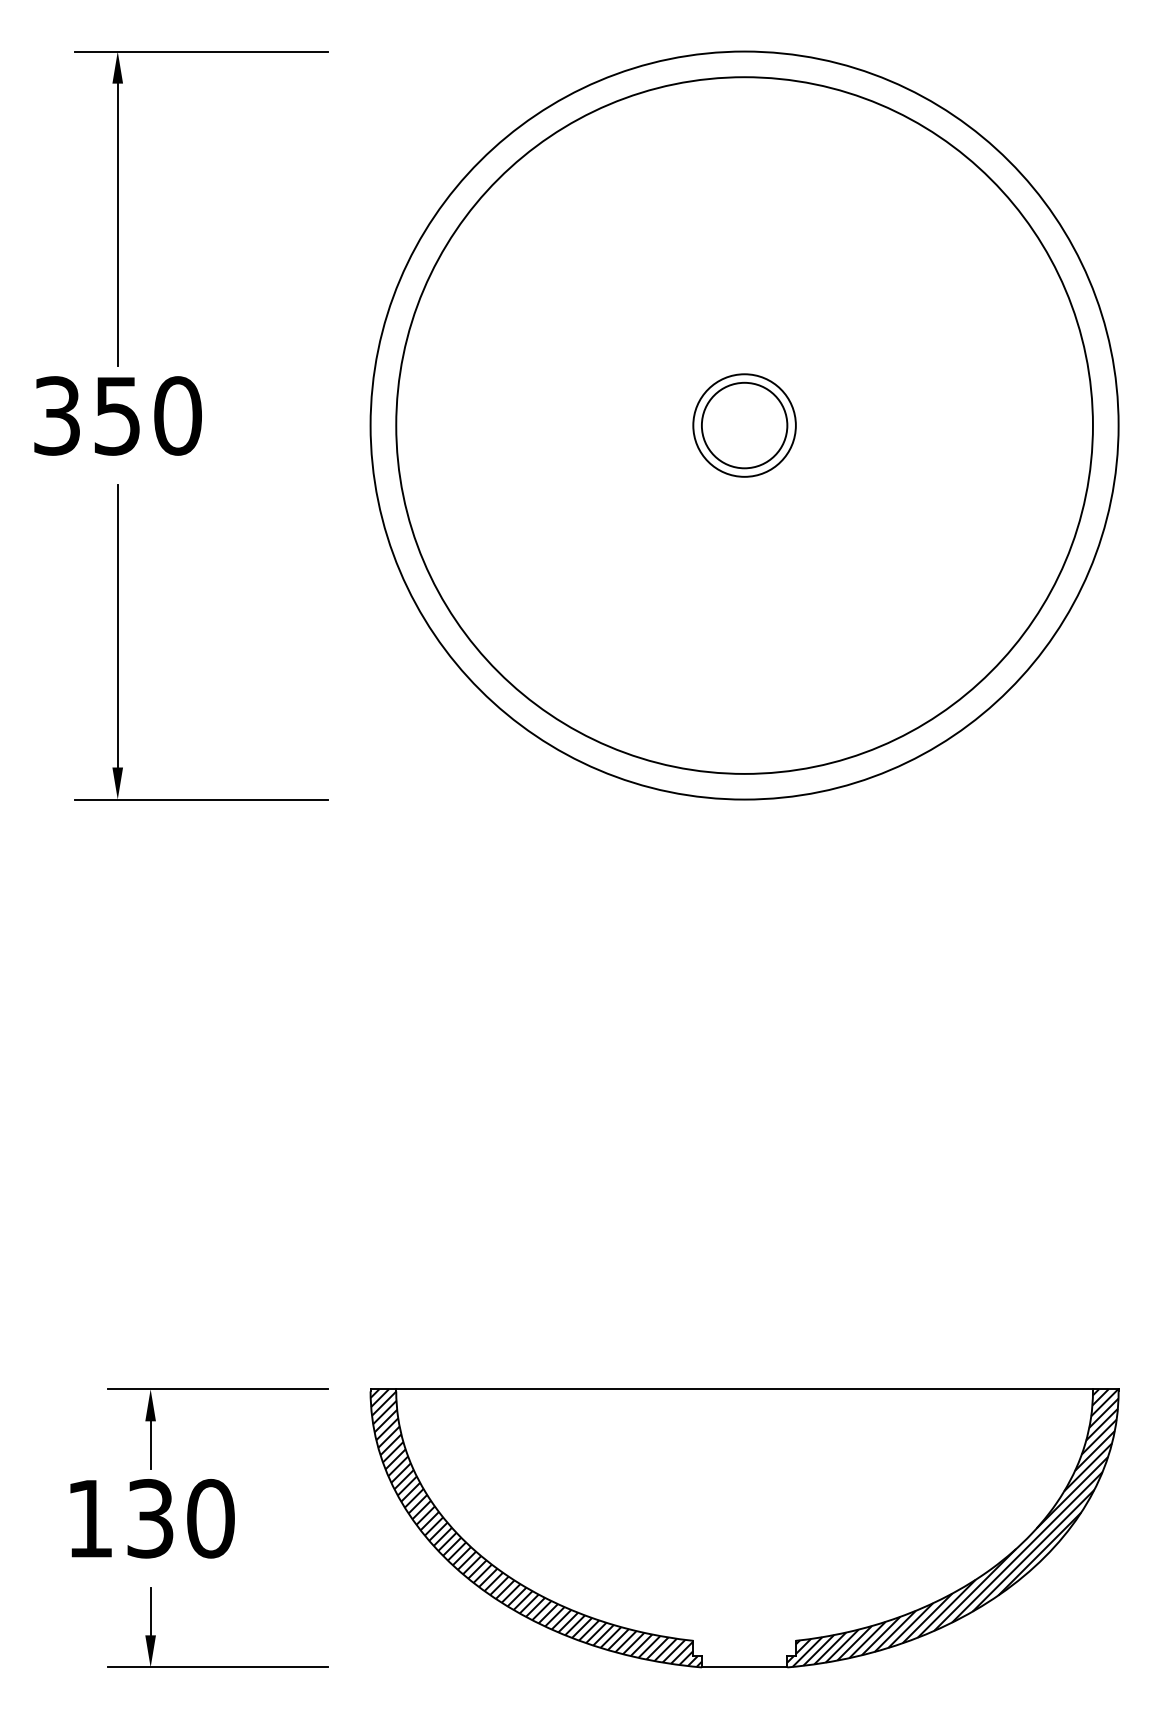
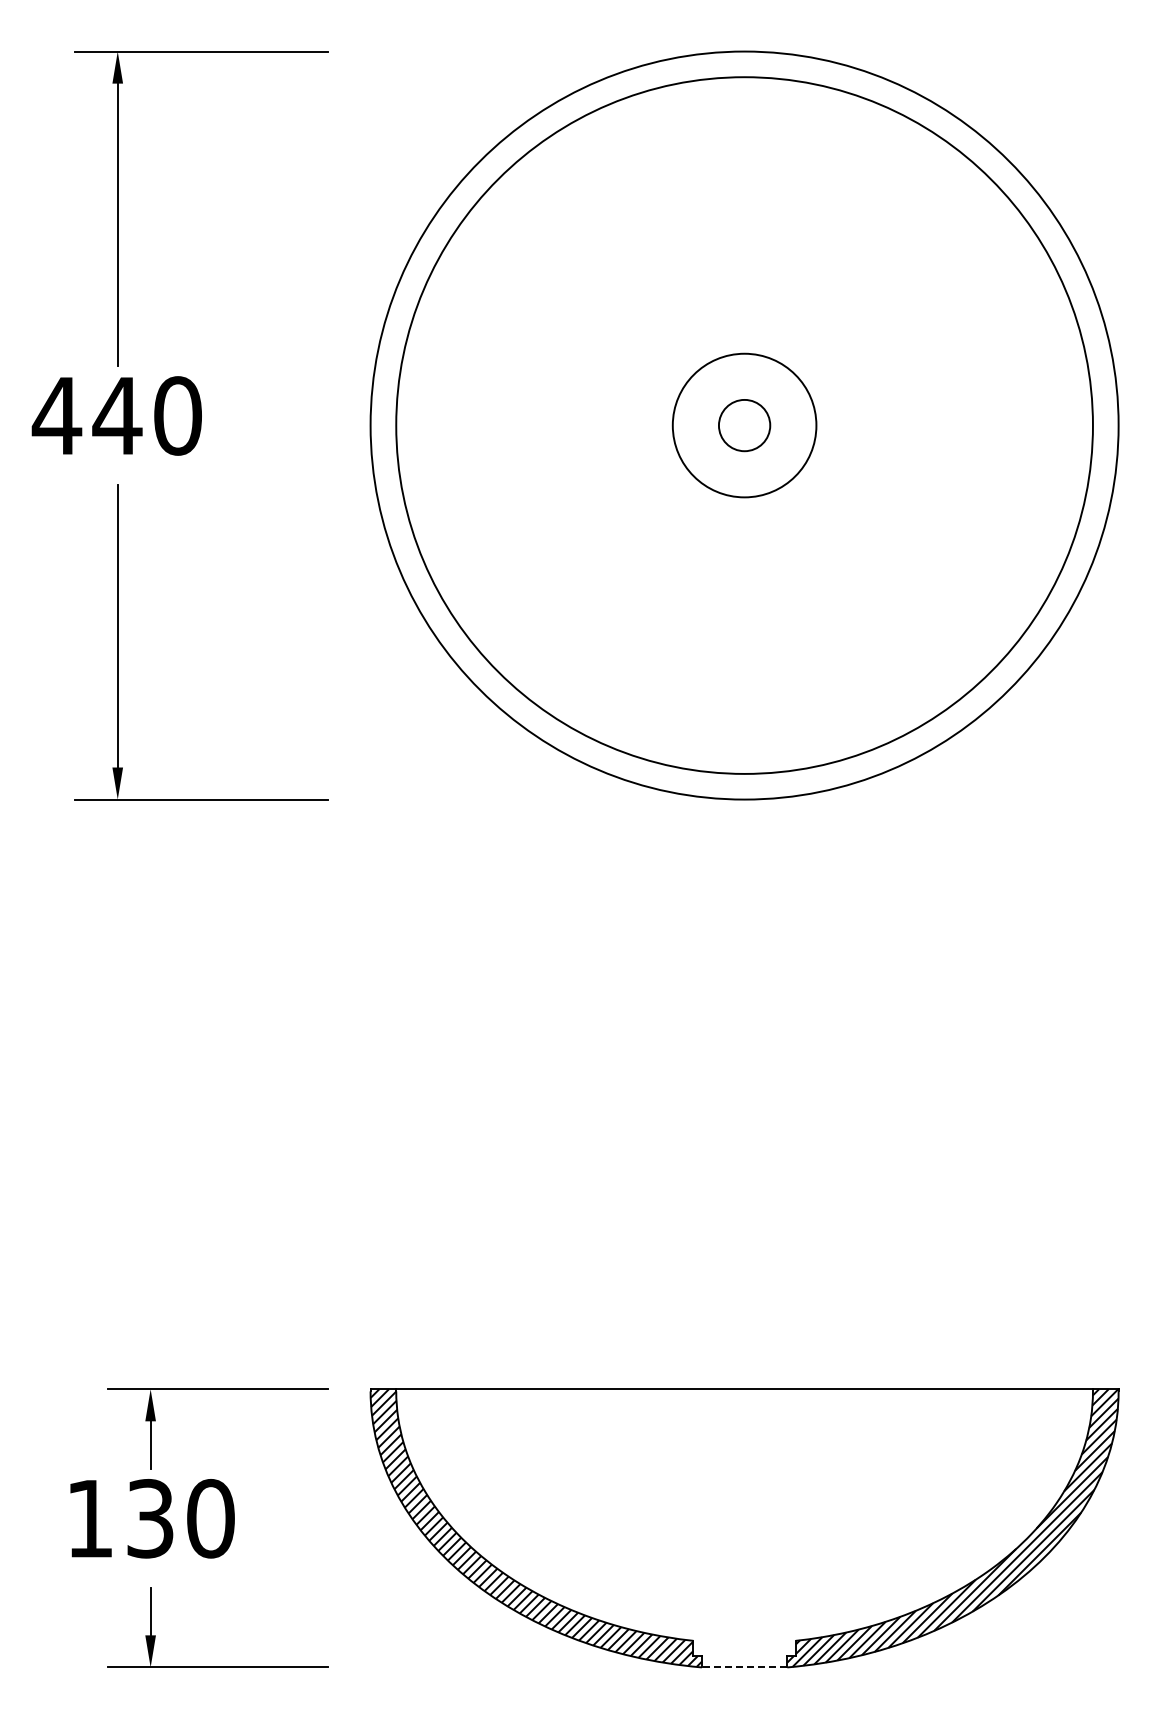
text: 350 -> 440 (86, 415)
circle diameter: 103 px -> 144 px (744, 425)
circle diameter: 85 px -> 51 px (744, 425)
line: solid -> dashed (744, 1667)
